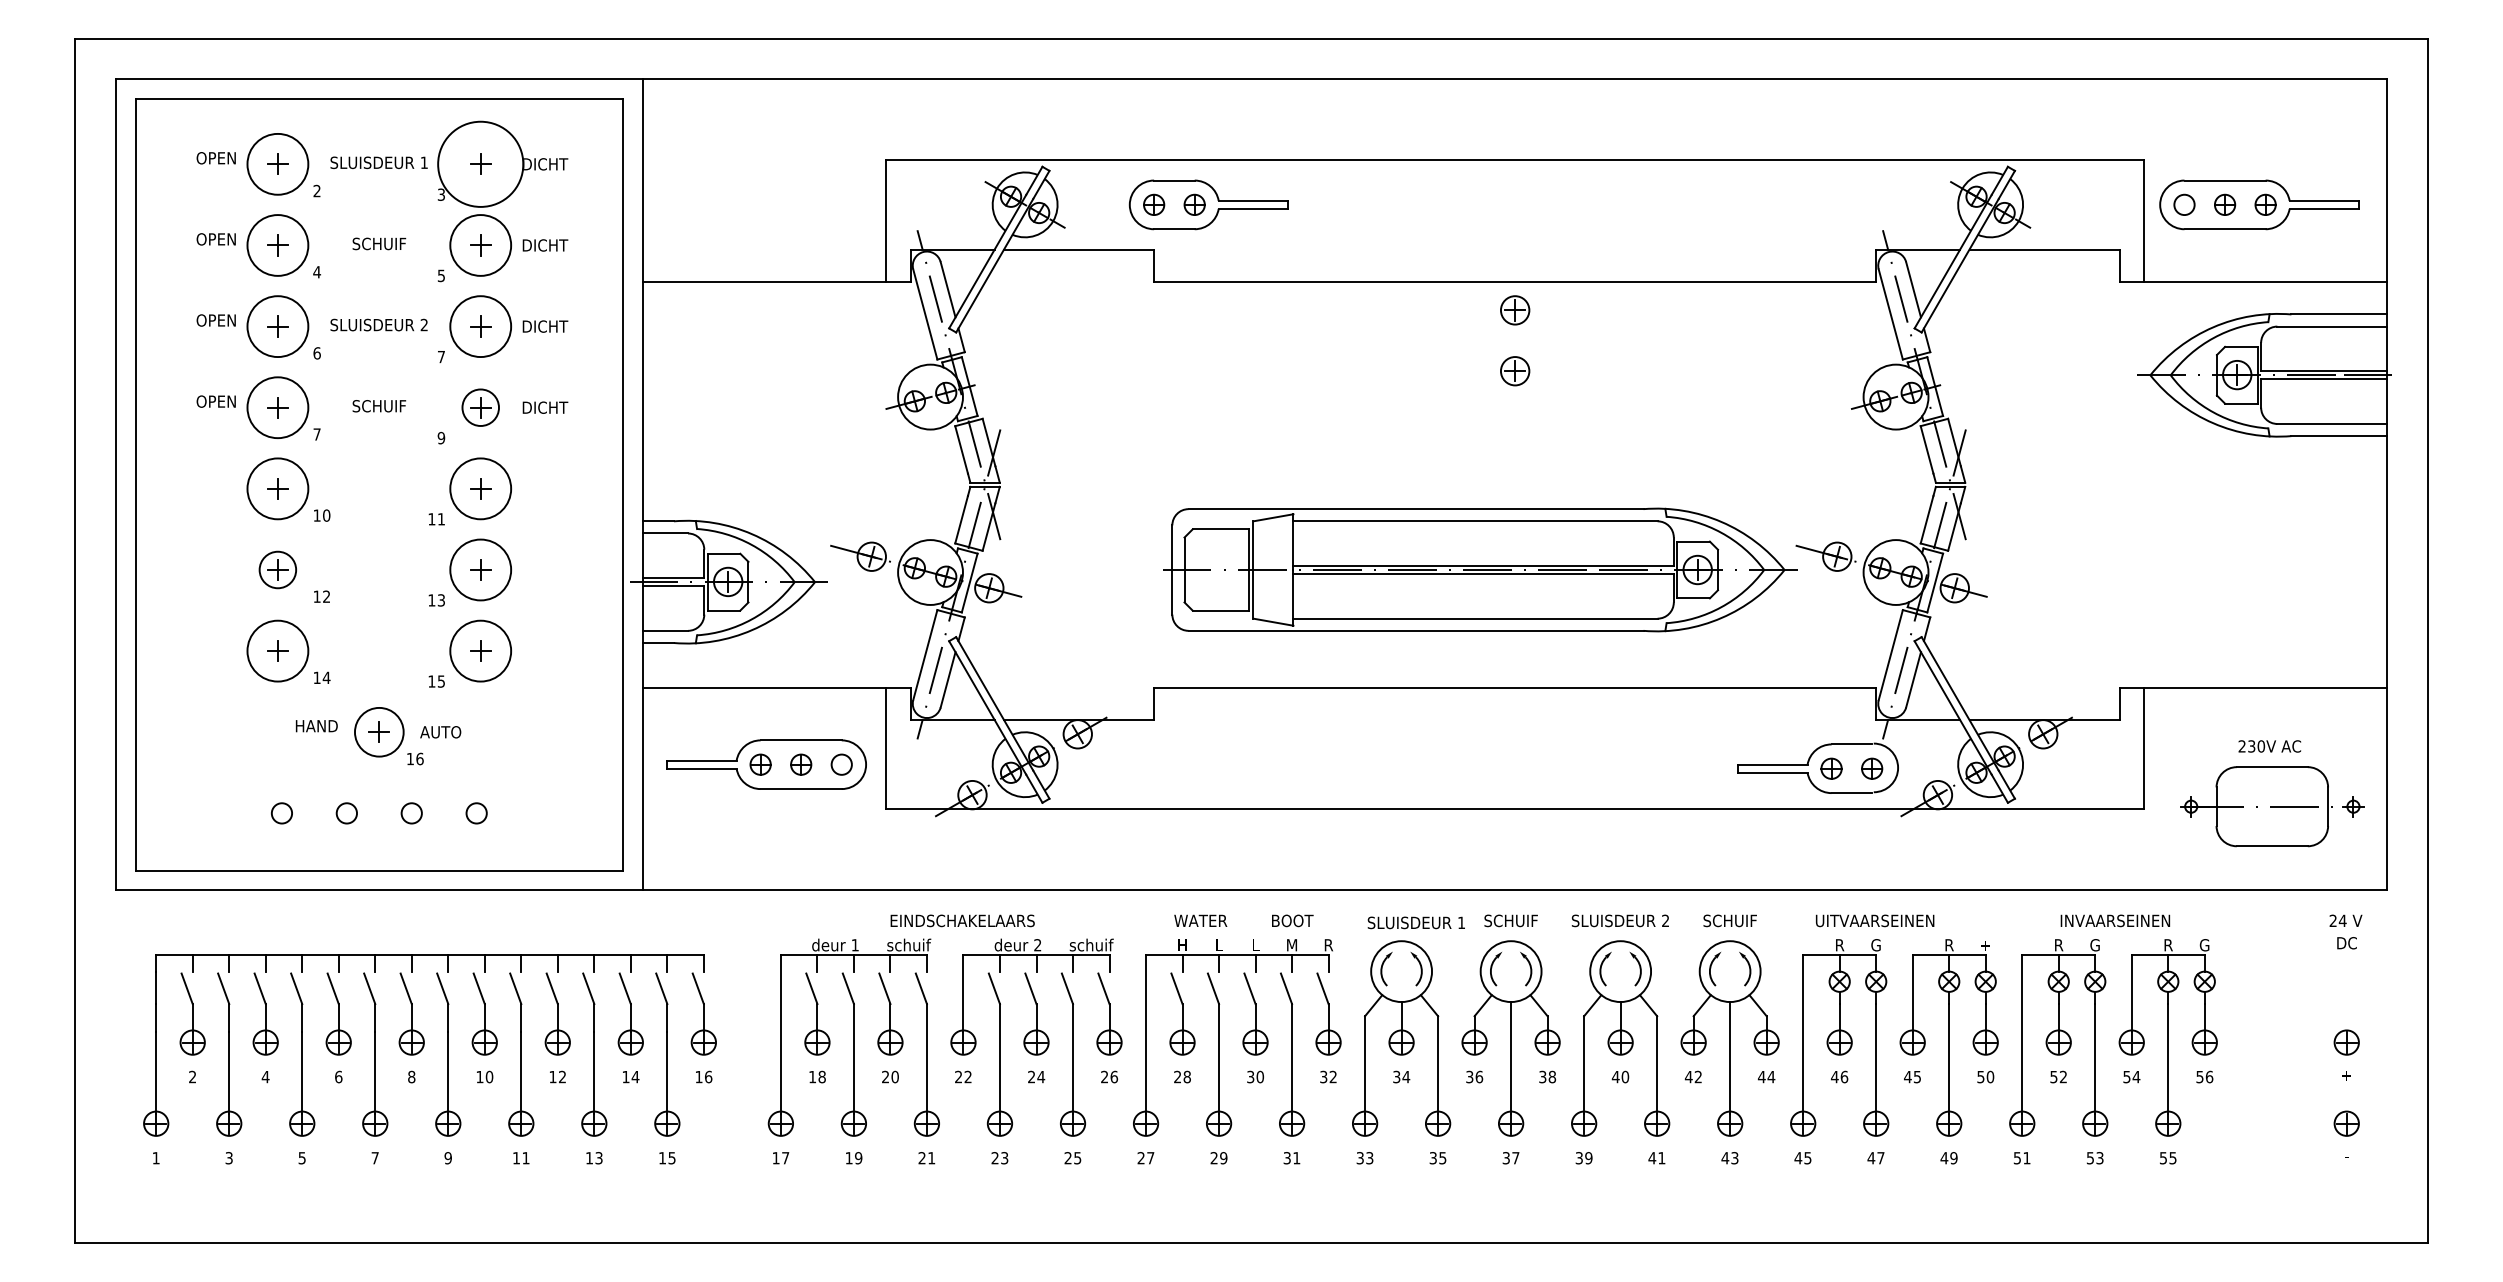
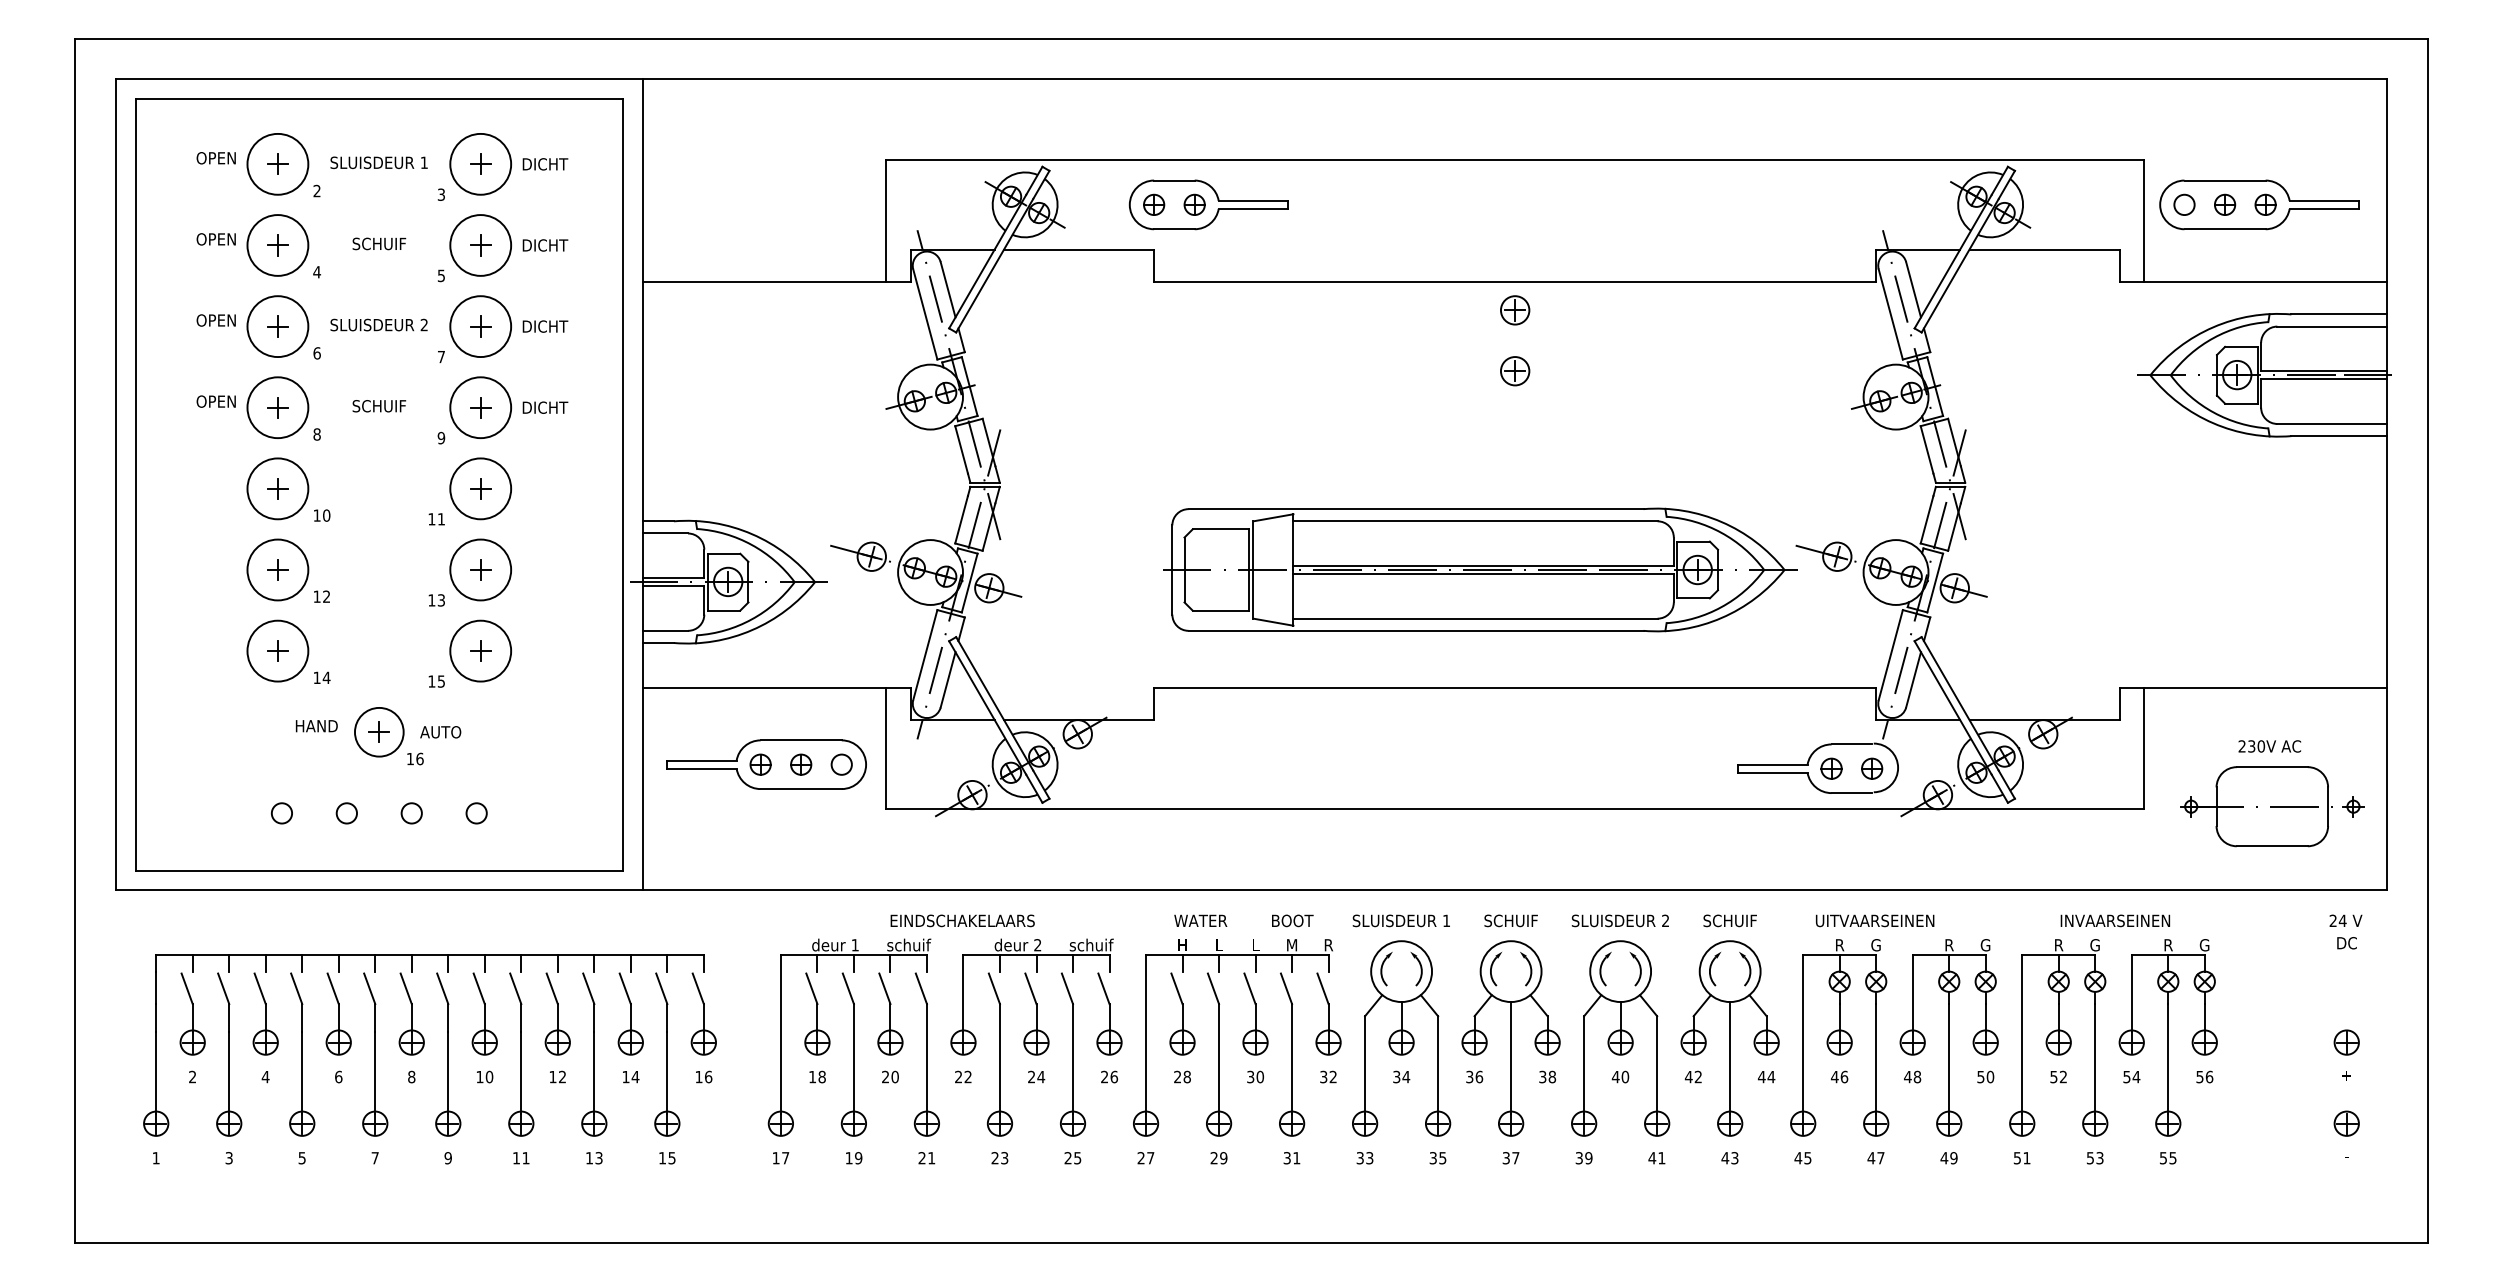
circle diameter: 85 px -> 61 px (480, 163)
circle diameter: 37 px -> 61 px (480, 407)
text: 7 -> 8 (316, 434)
circle diameter: 37 px -> 61 px (277, 569)
text position: (1415, 922) -> (1400, 920) (1400, 920)
text: + -> G (1985, 945)
text: 45 -> 48 (1917, 1076)
